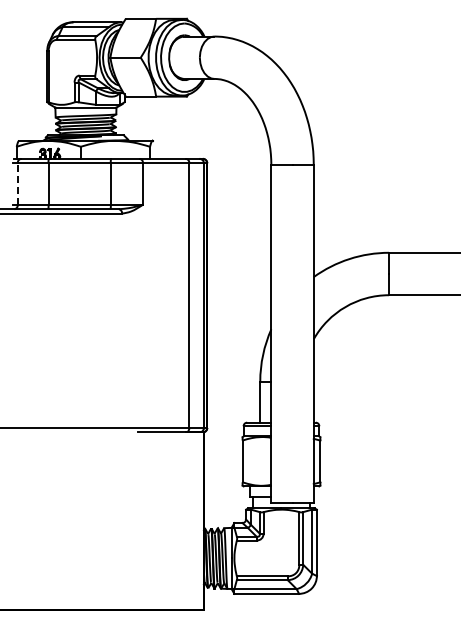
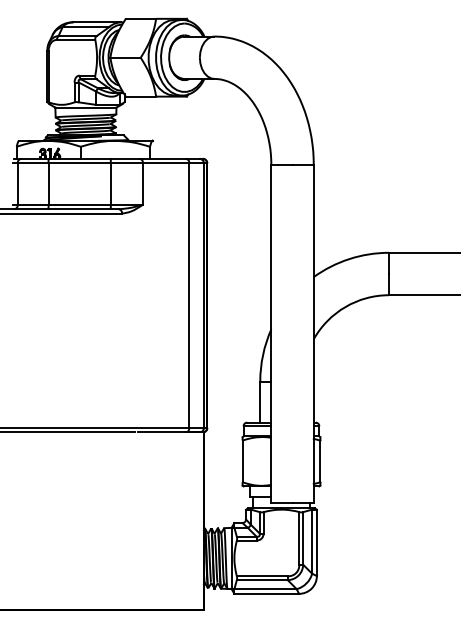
line: dashed -> solid (17, 184)
line: none -> present (68, 432)
